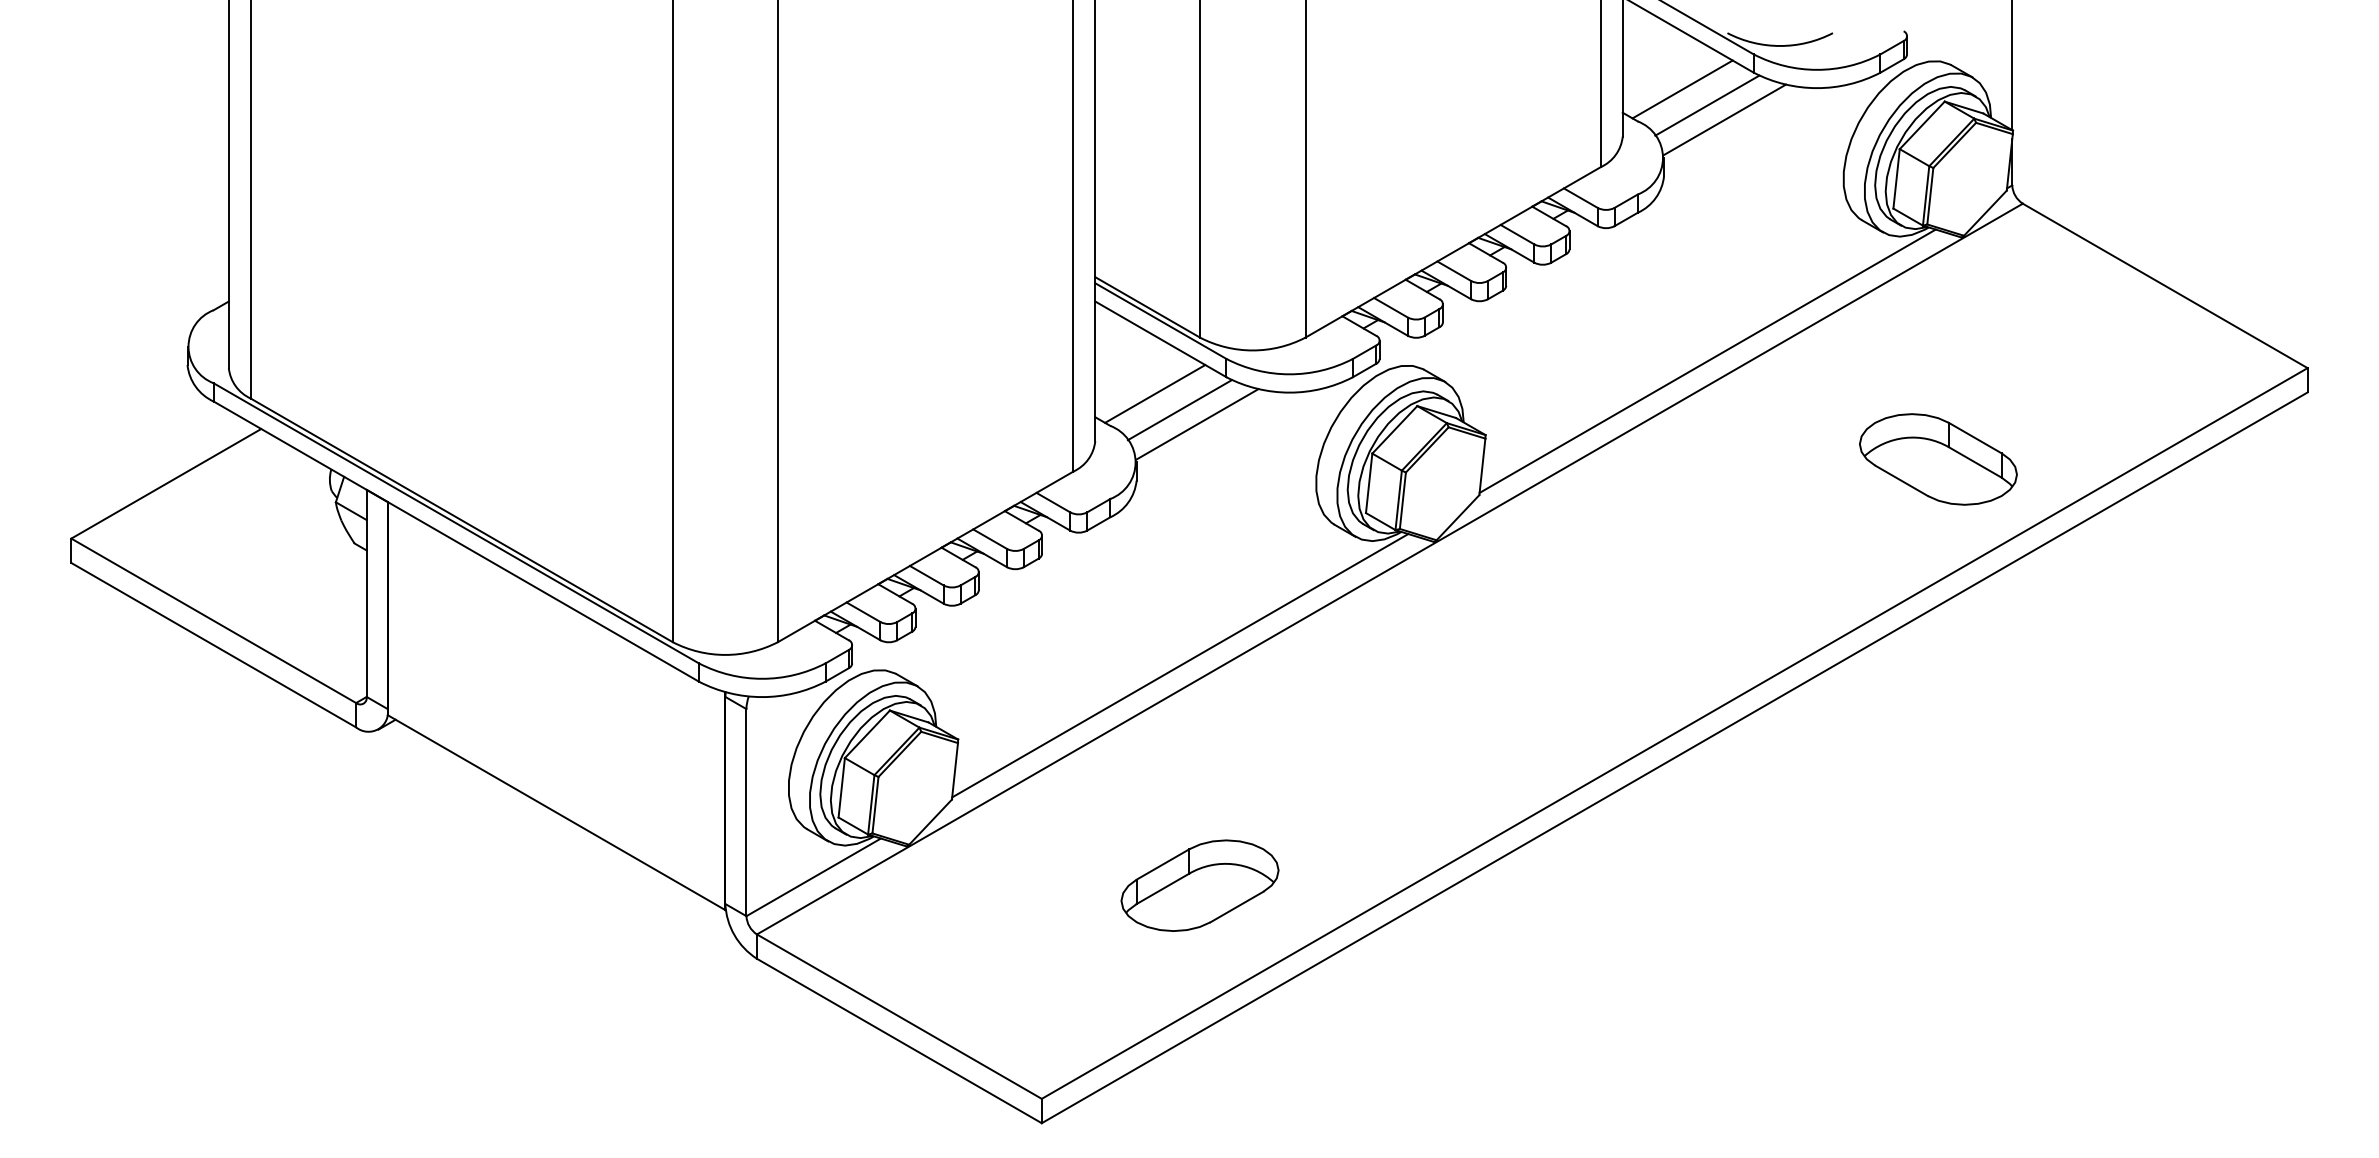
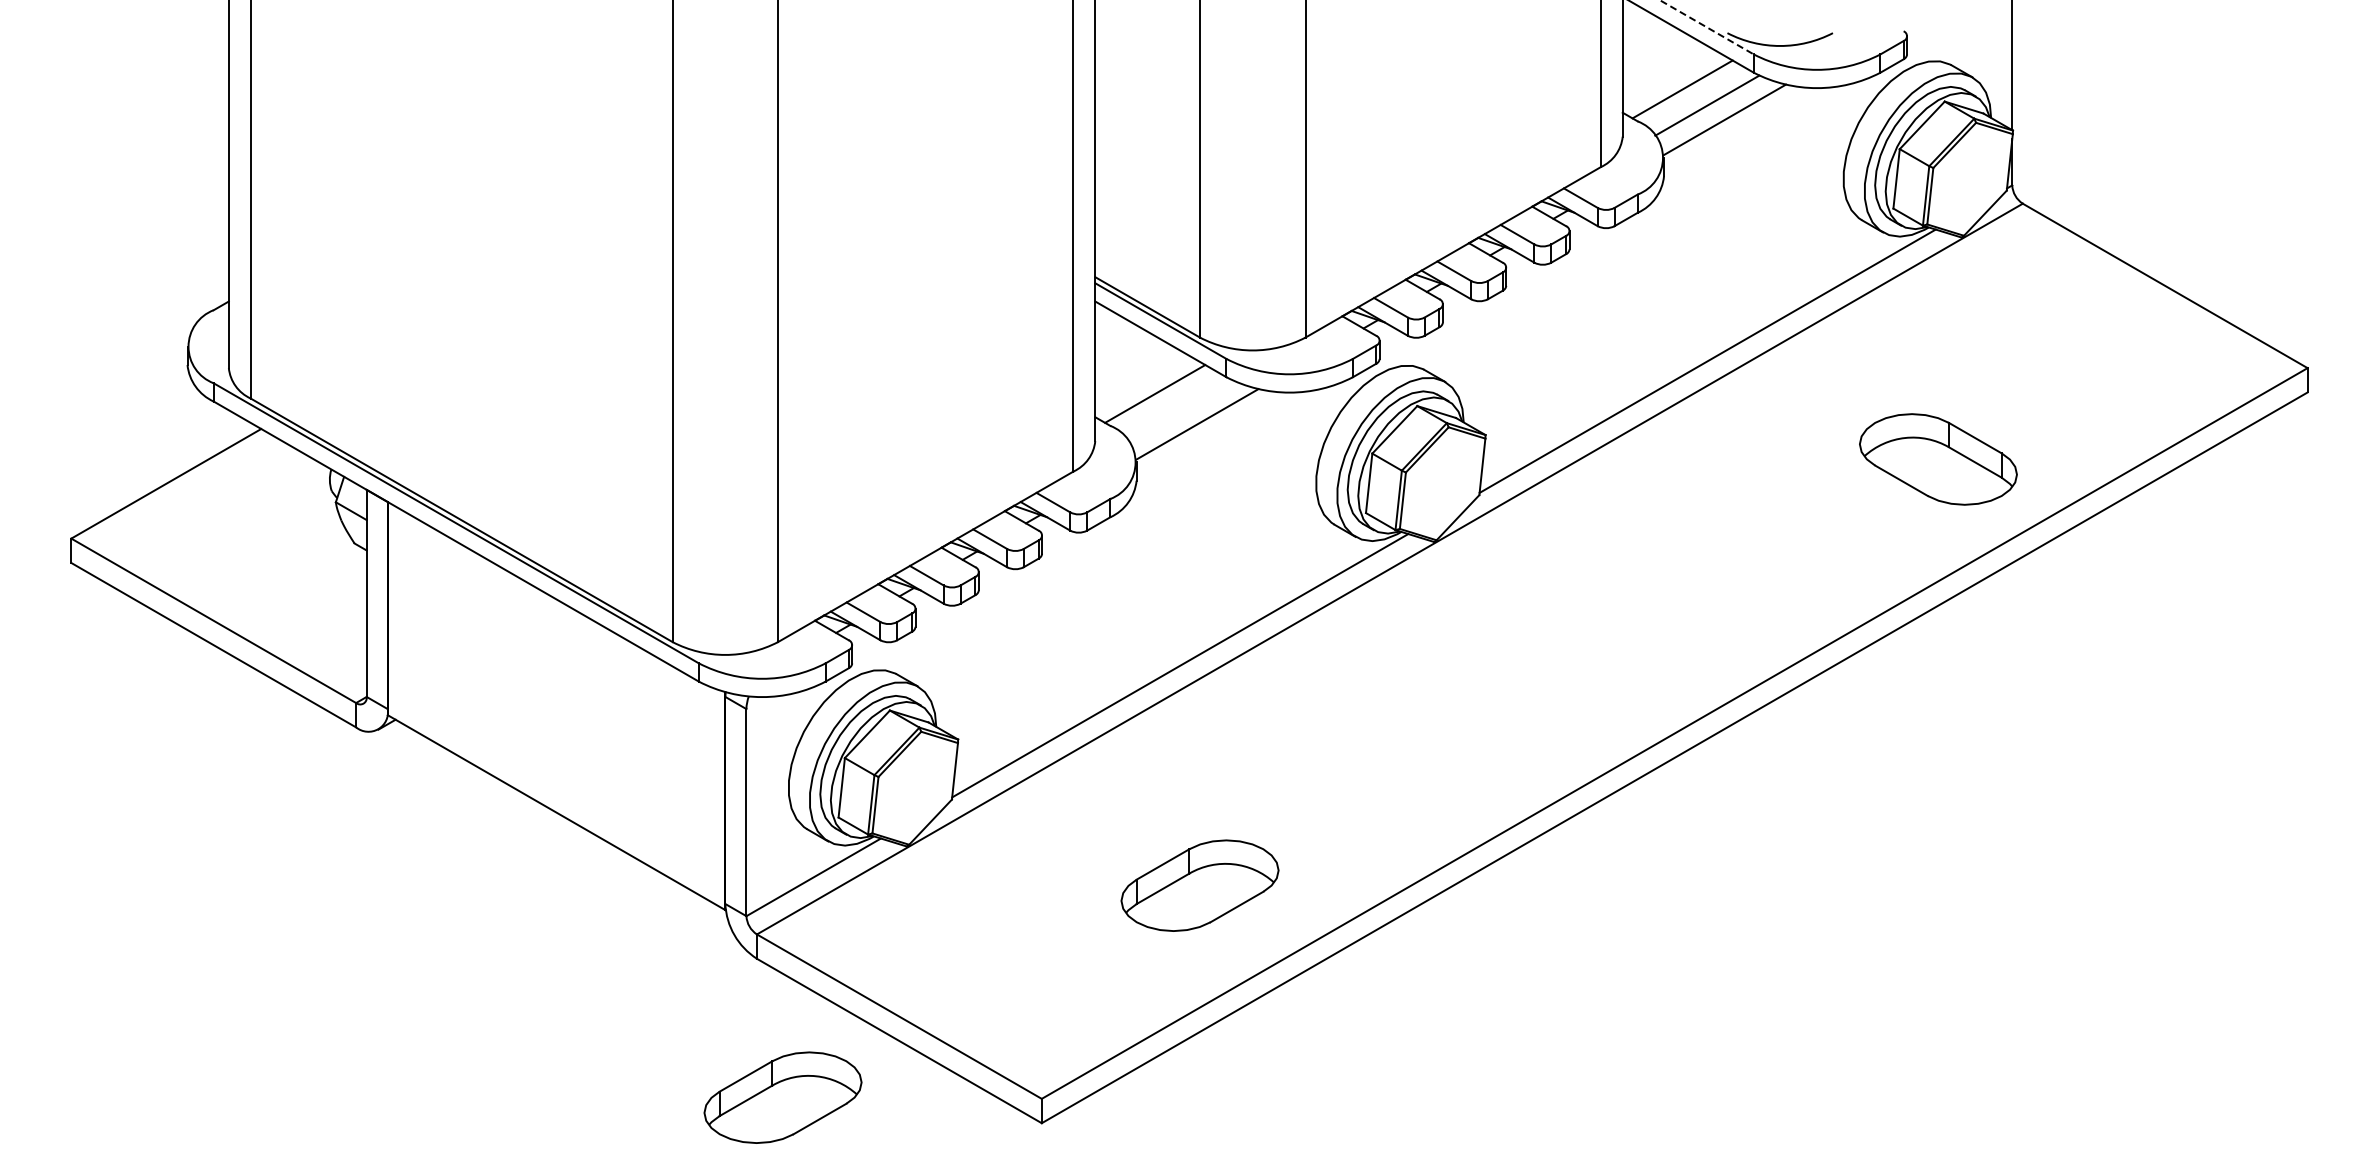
line: solid -> dashed (1707, 27)
line: present -> none (1179, 410)
part: none -> present (782, 1097)
